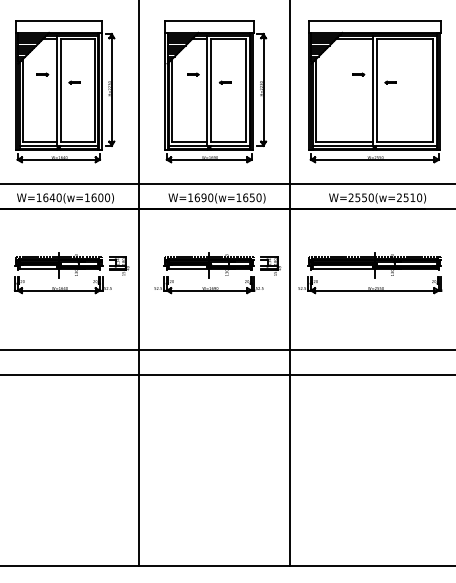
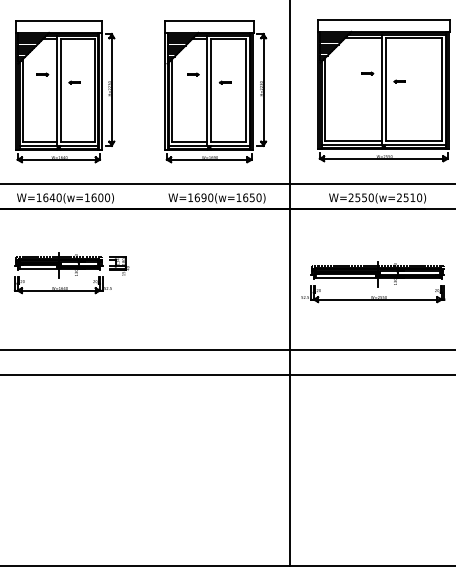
part position: (374, 91) -> (383, 90) (383, 90)
part: present -> none (217, 273)
part position: (370, 273) -> (373, 282) (373, 282)
line: present -> none (139, 283)
